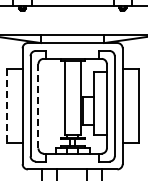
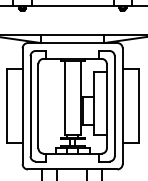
line: dashed -> solid (6, 106)
line: dashed -> solid (38, 106)
